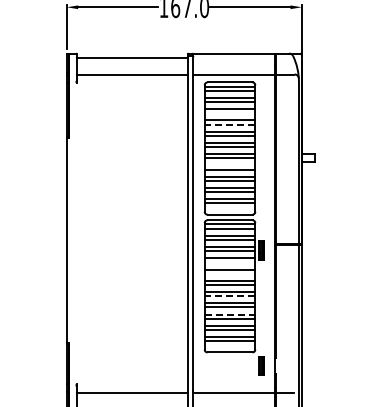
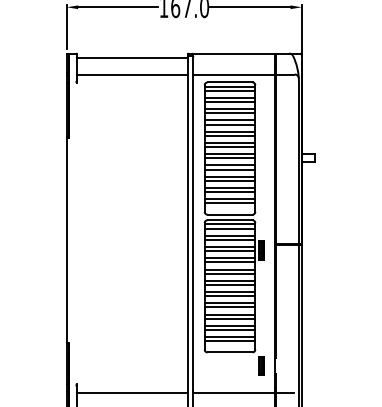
line: none -> present (229, 113)
line: dashed -> solid (229, 124)
line: none -> present (229, 165)
line: none -> present (229, 262)
line: none -> present (229, 273)
line: dashed -> solid (229, 296)
line: dashed -> solid (230, 314)
